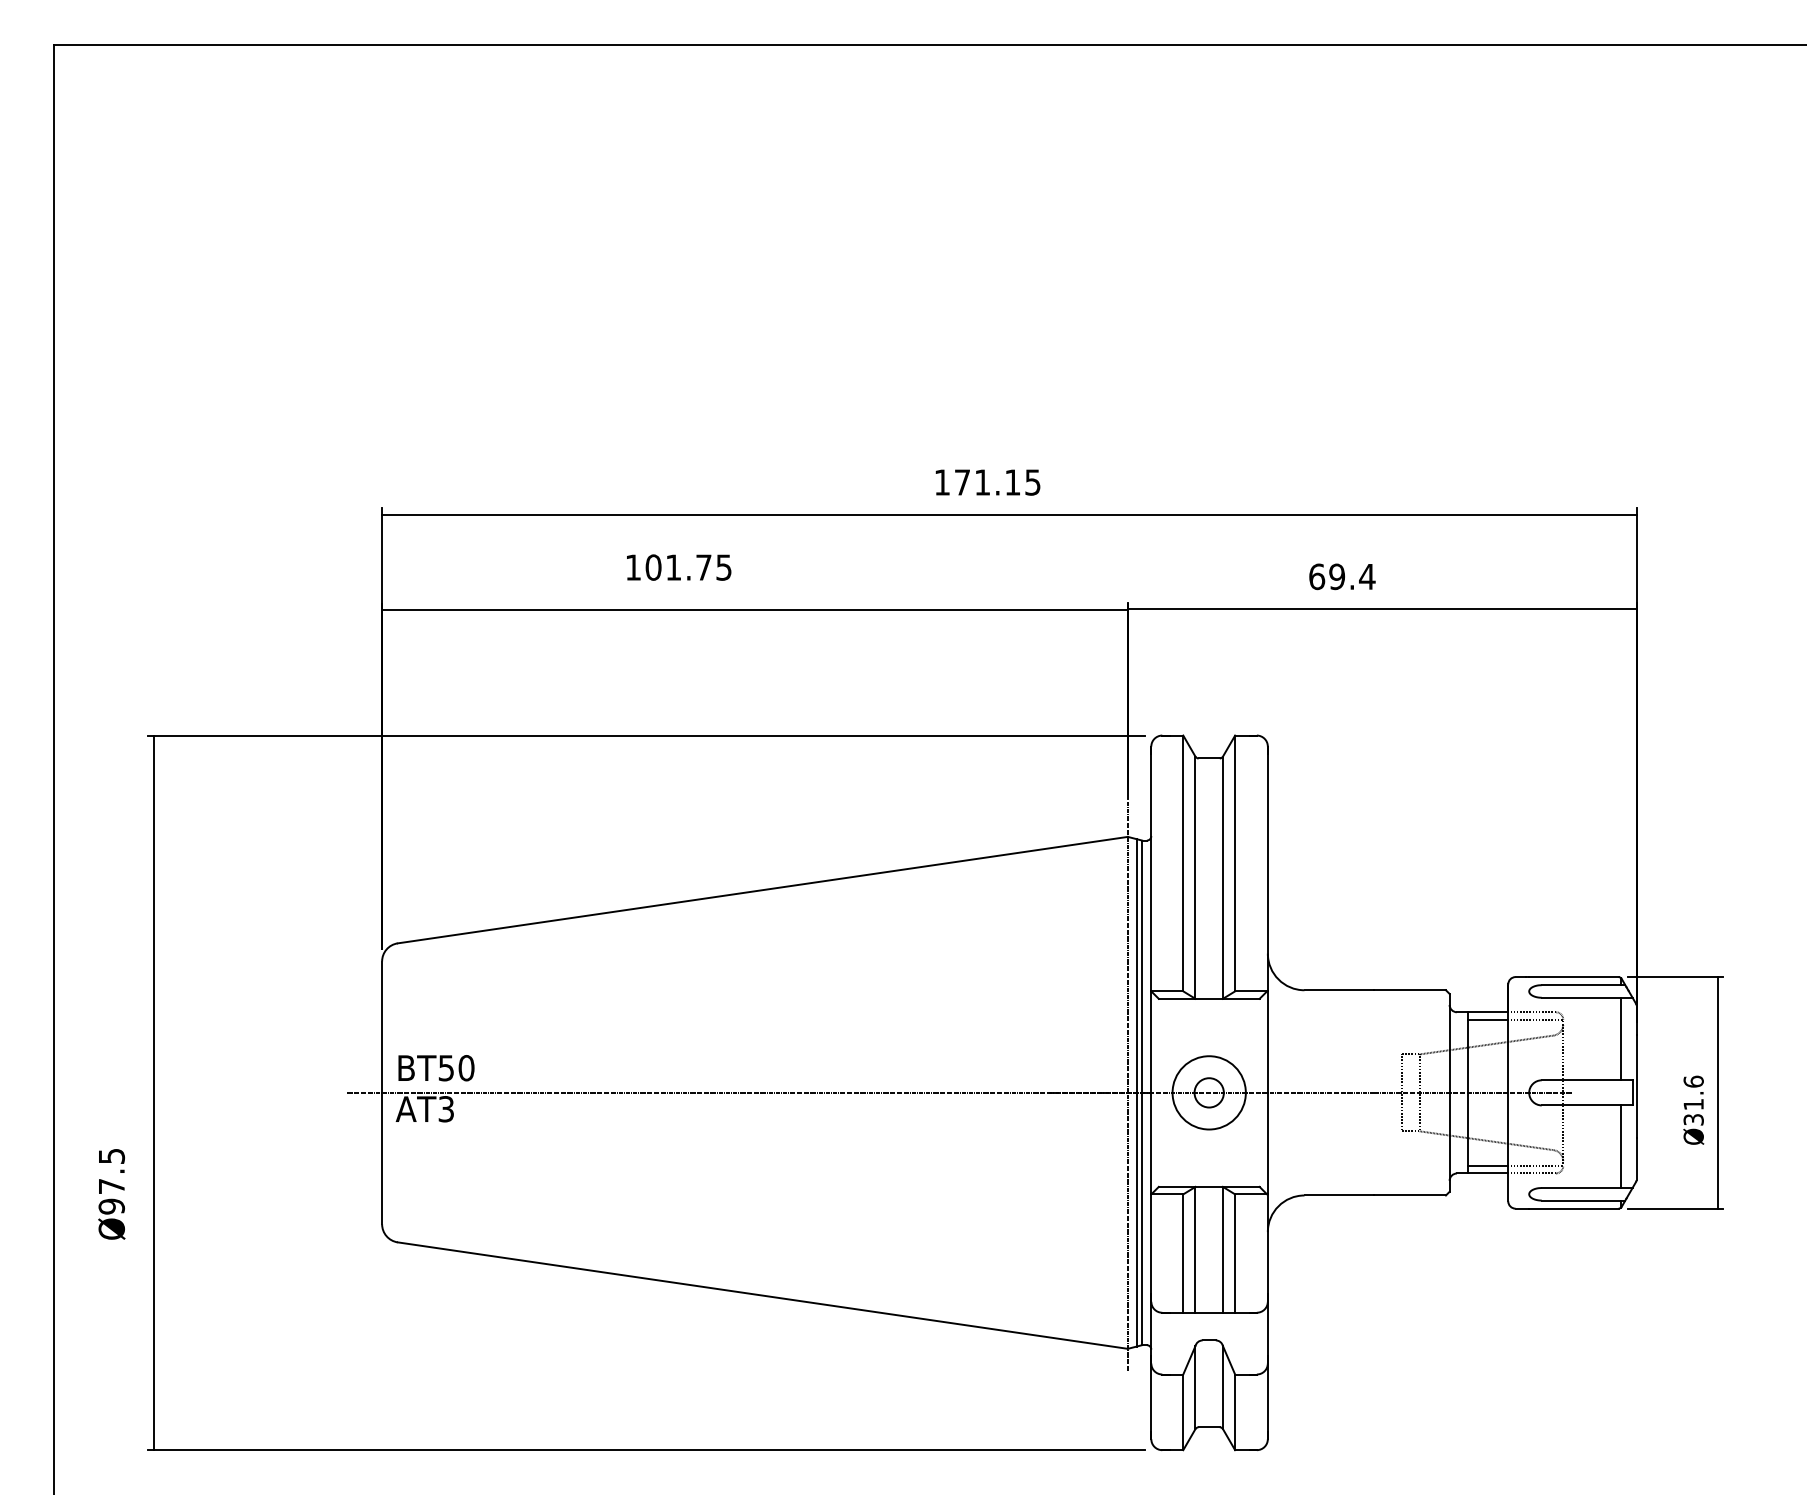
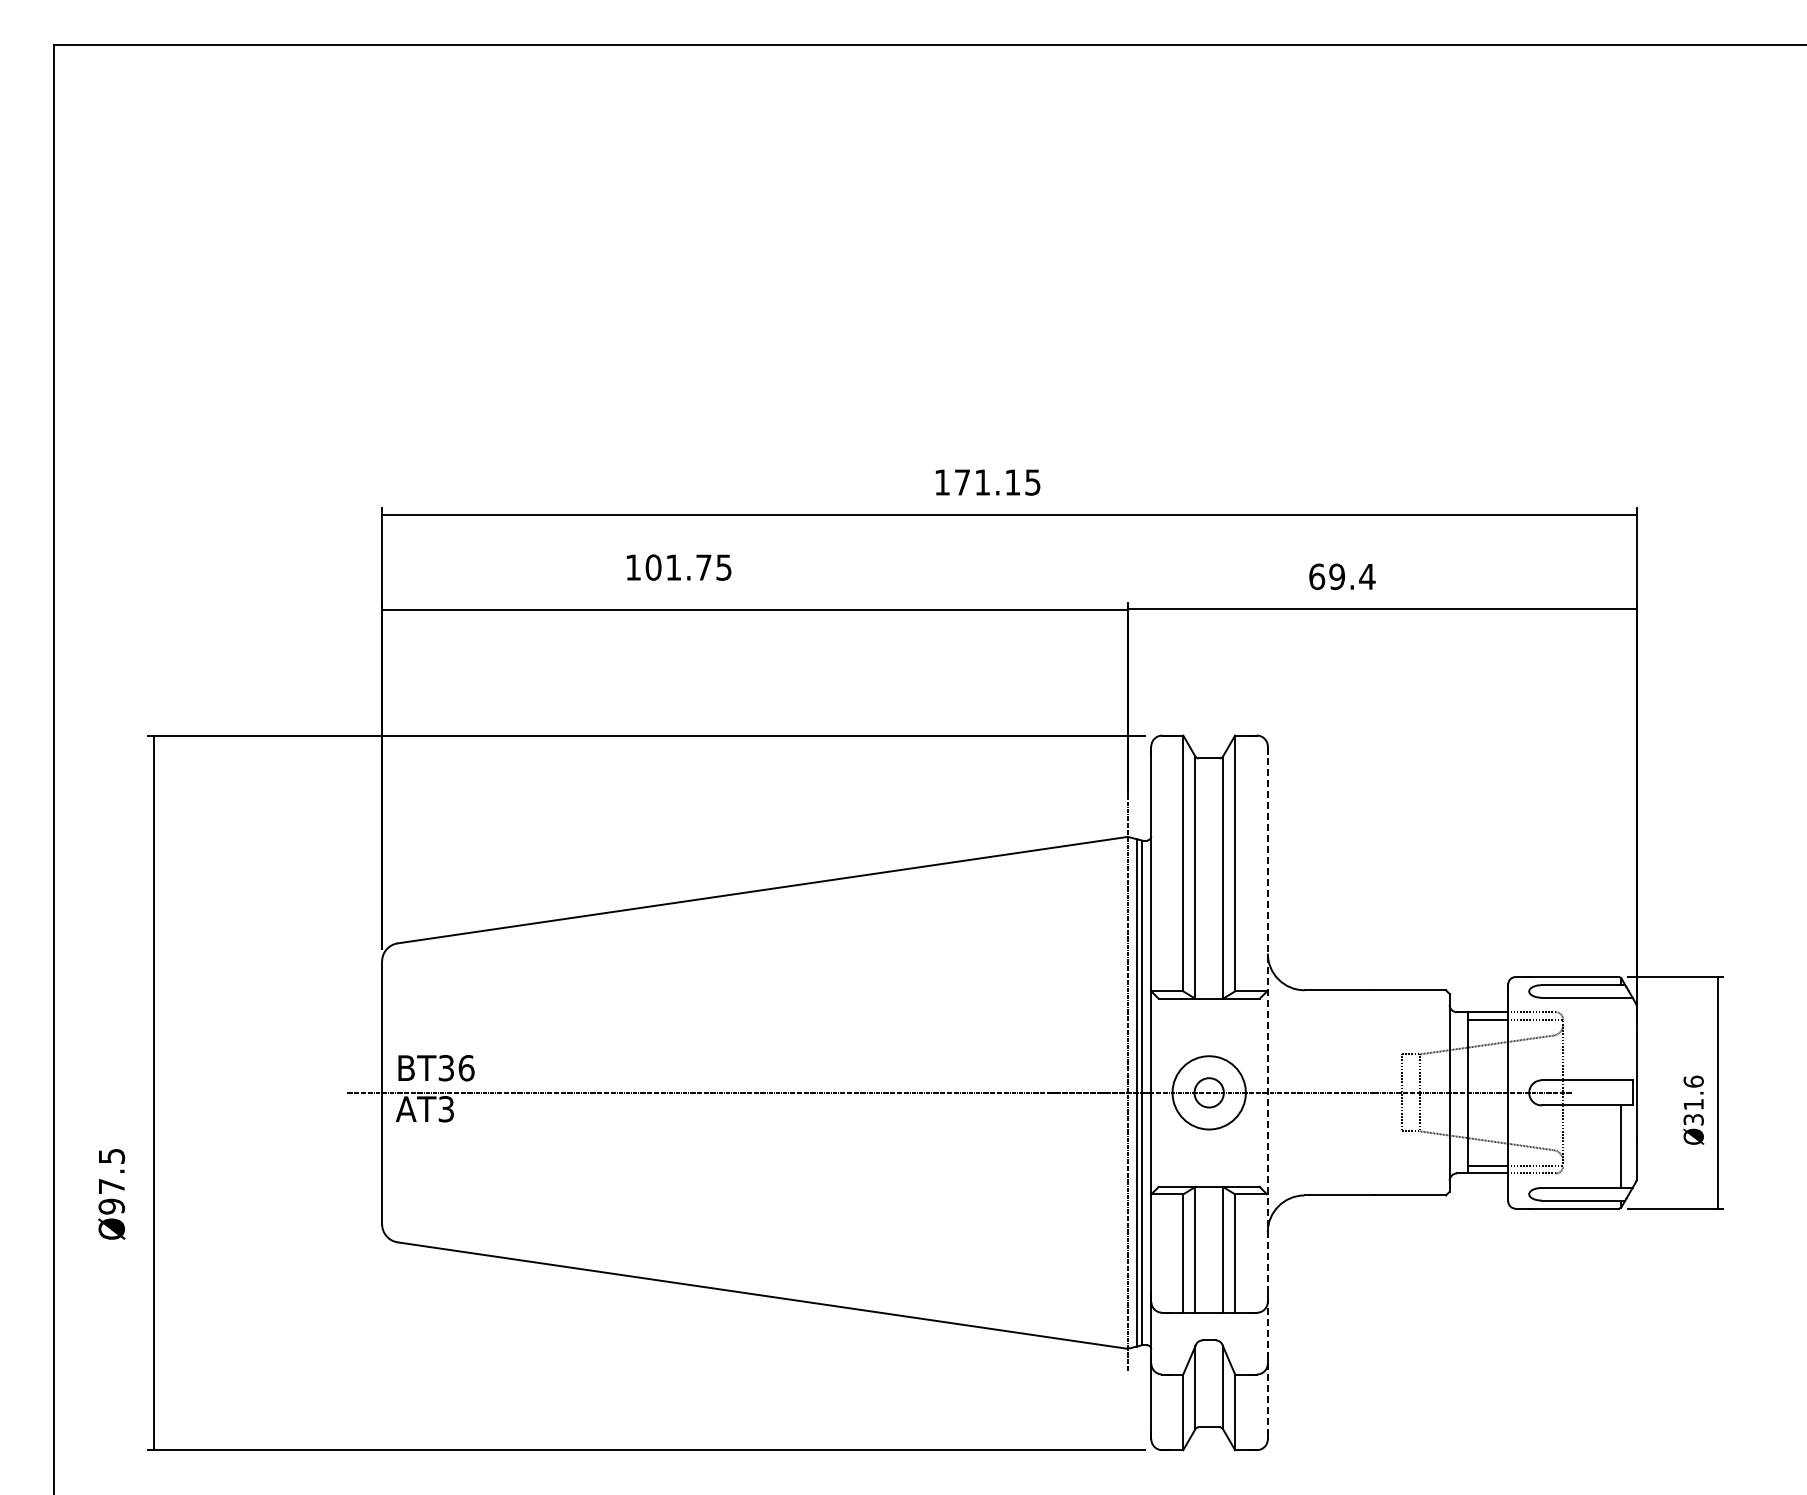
line: present -> none (1620, 1038)
text: BT50 -> BT36 (456, 1068)
line: solid -> dashed (1267, 1093)
